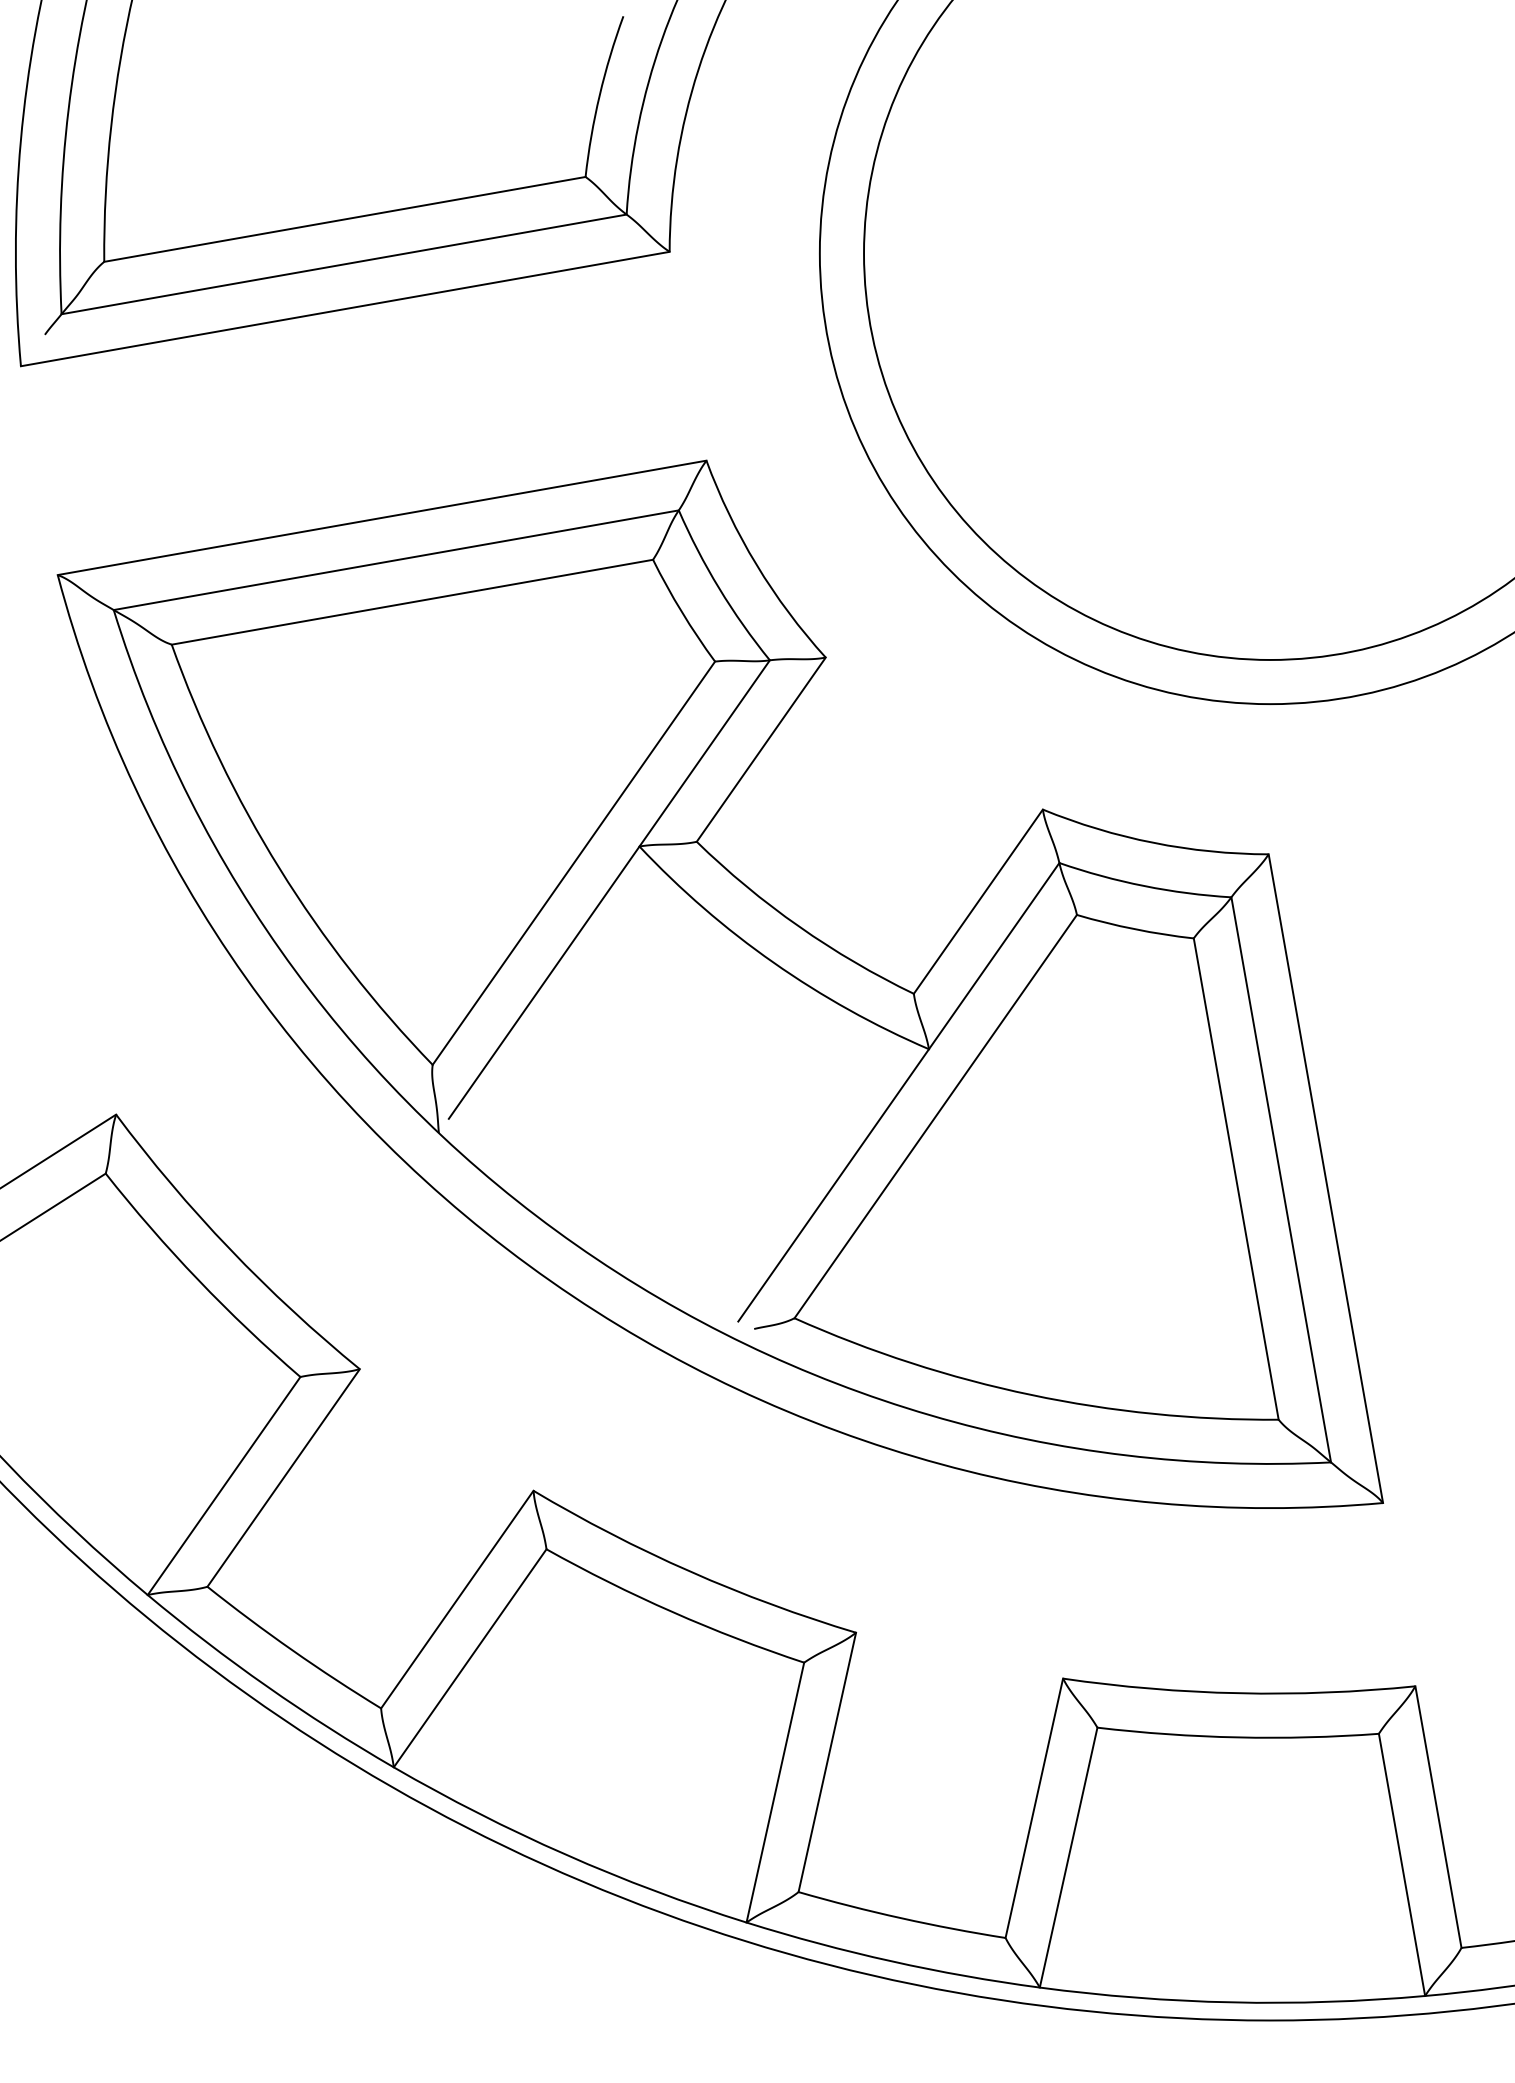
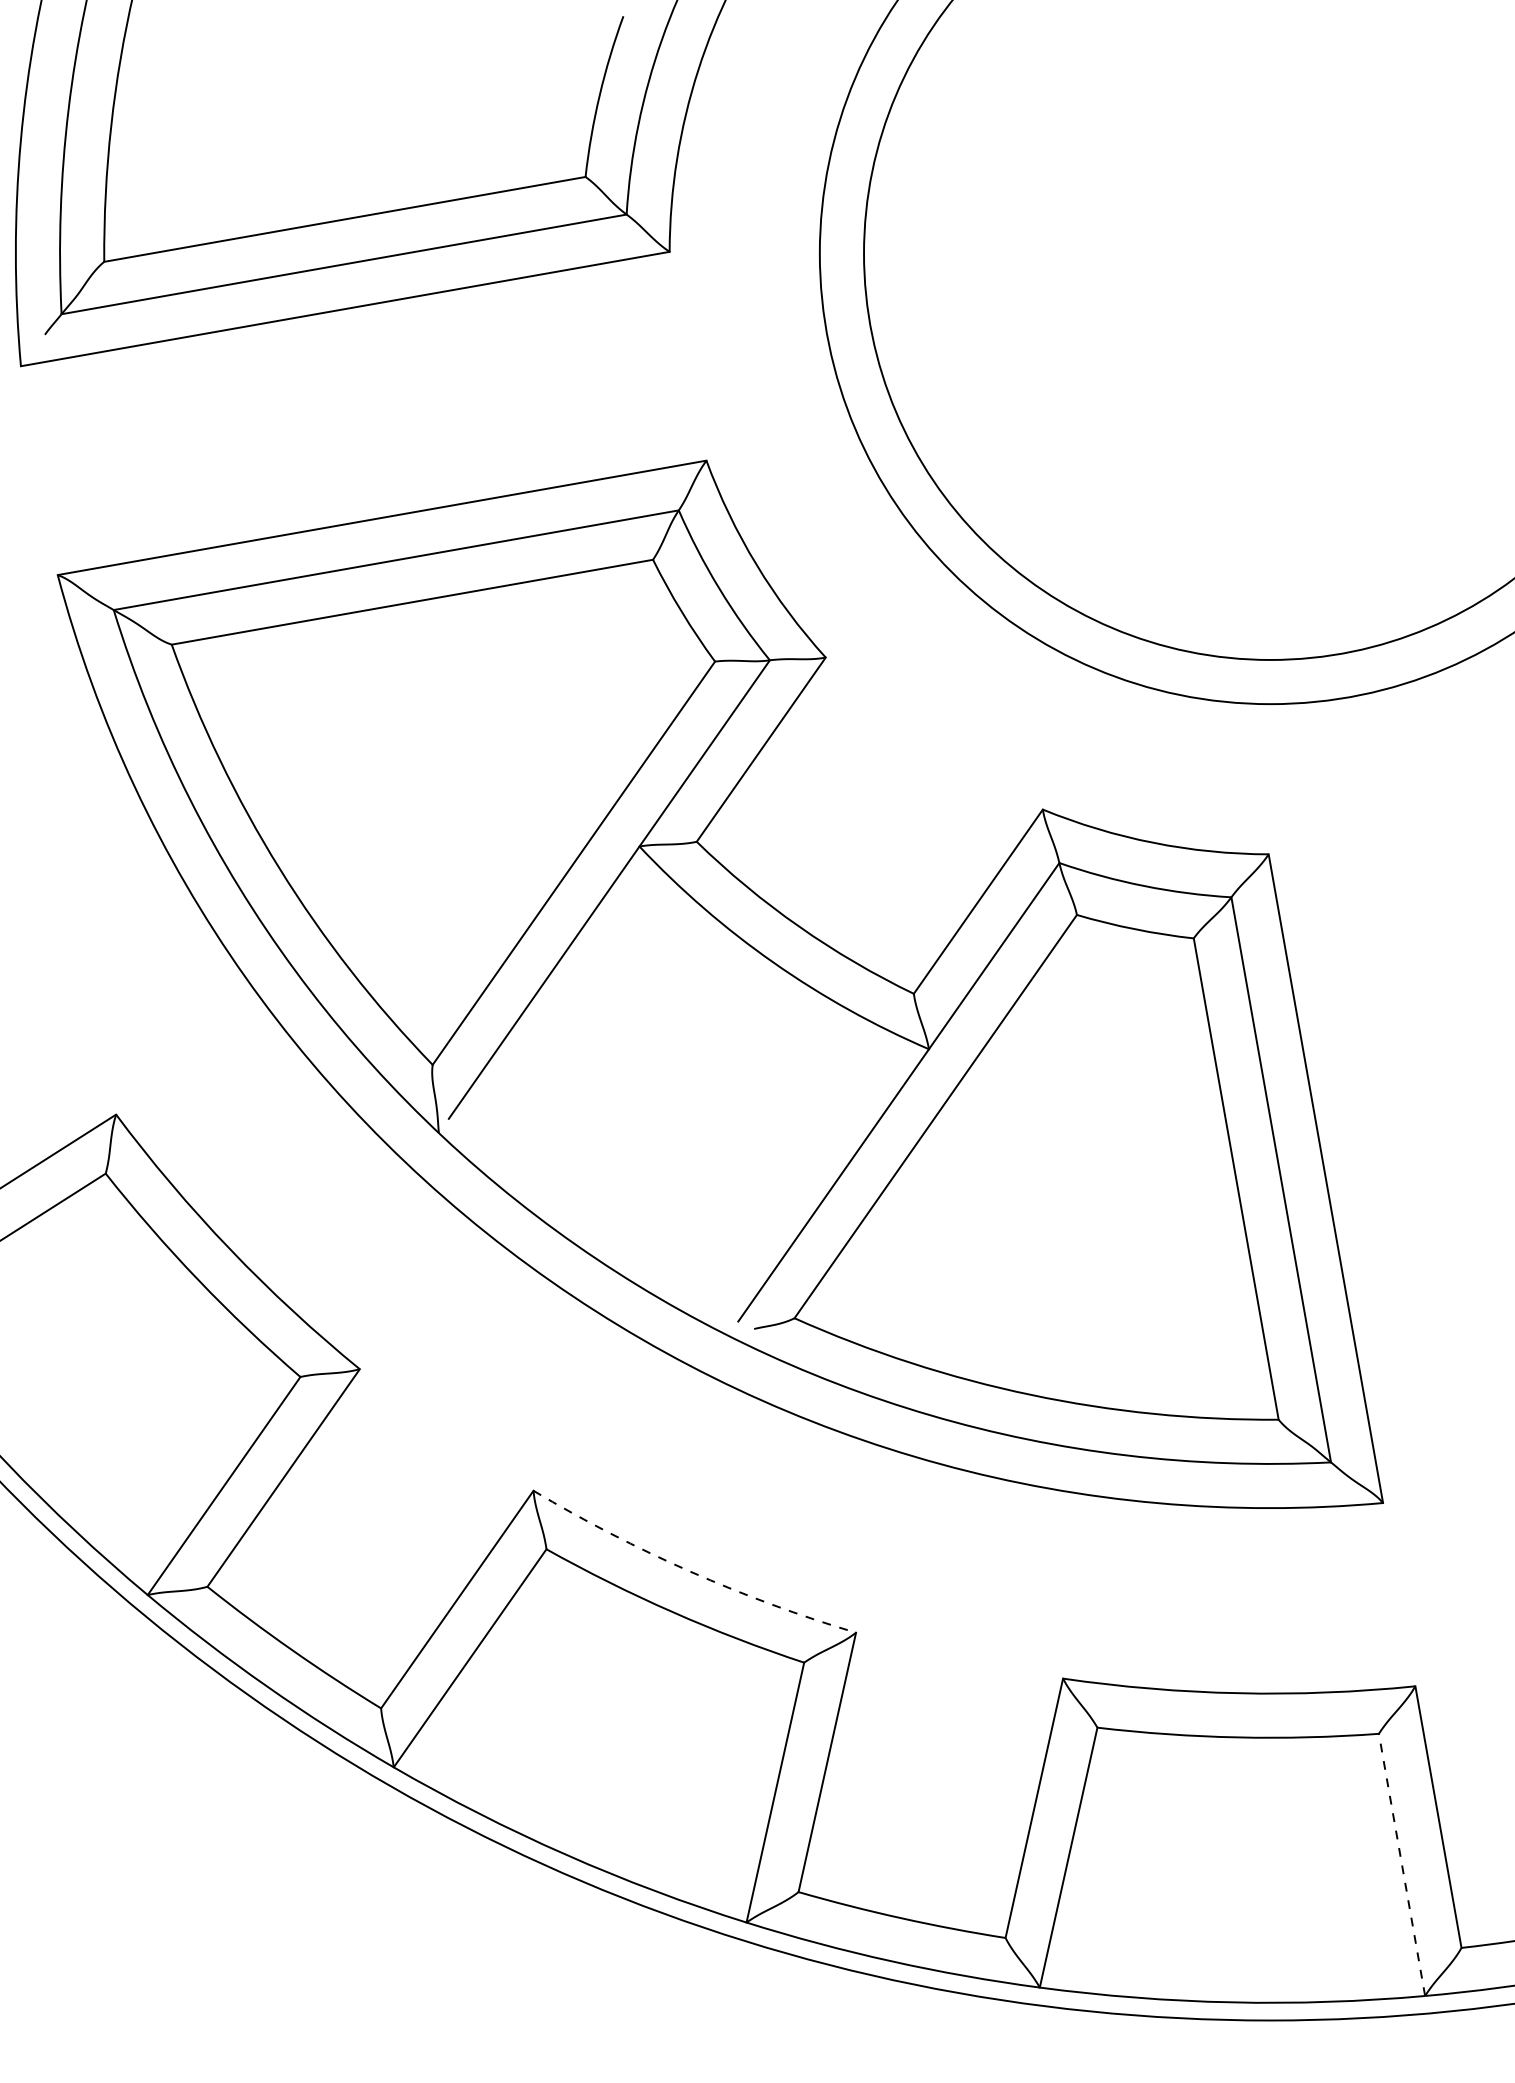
arc: solid -> dashed (690, 1571)
line: solid -> dashed (1401, 1864)
